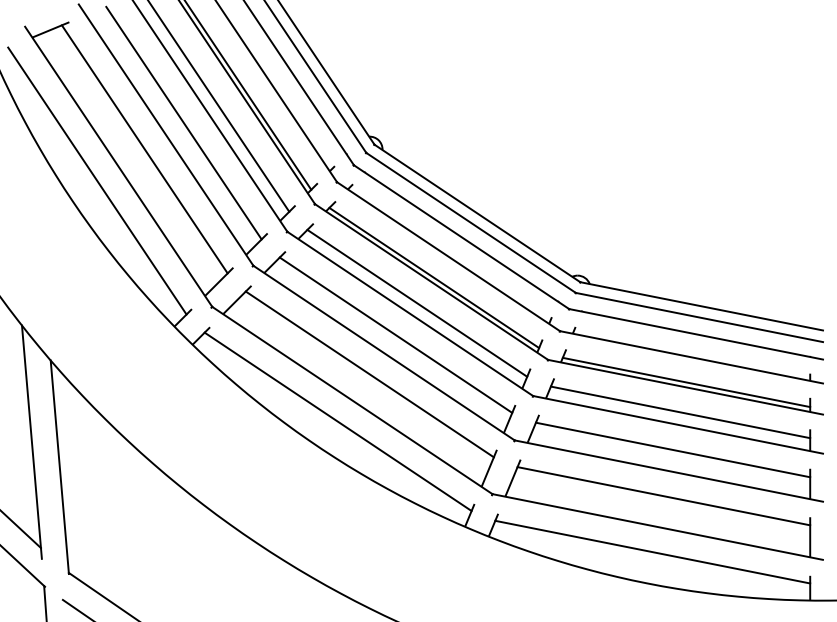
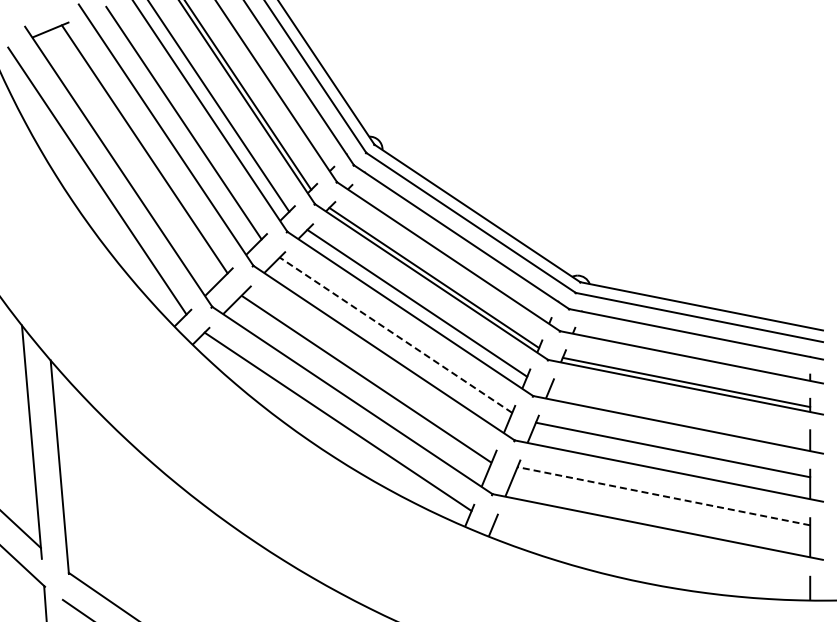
line: solid -> dashed (396, 335)
line position: (369, 374) -> (366, 379) (366, 379)
line: present -> none (680, 412)
line: solid -> dashed (663, 496)
line: present -> none (652, 551)
